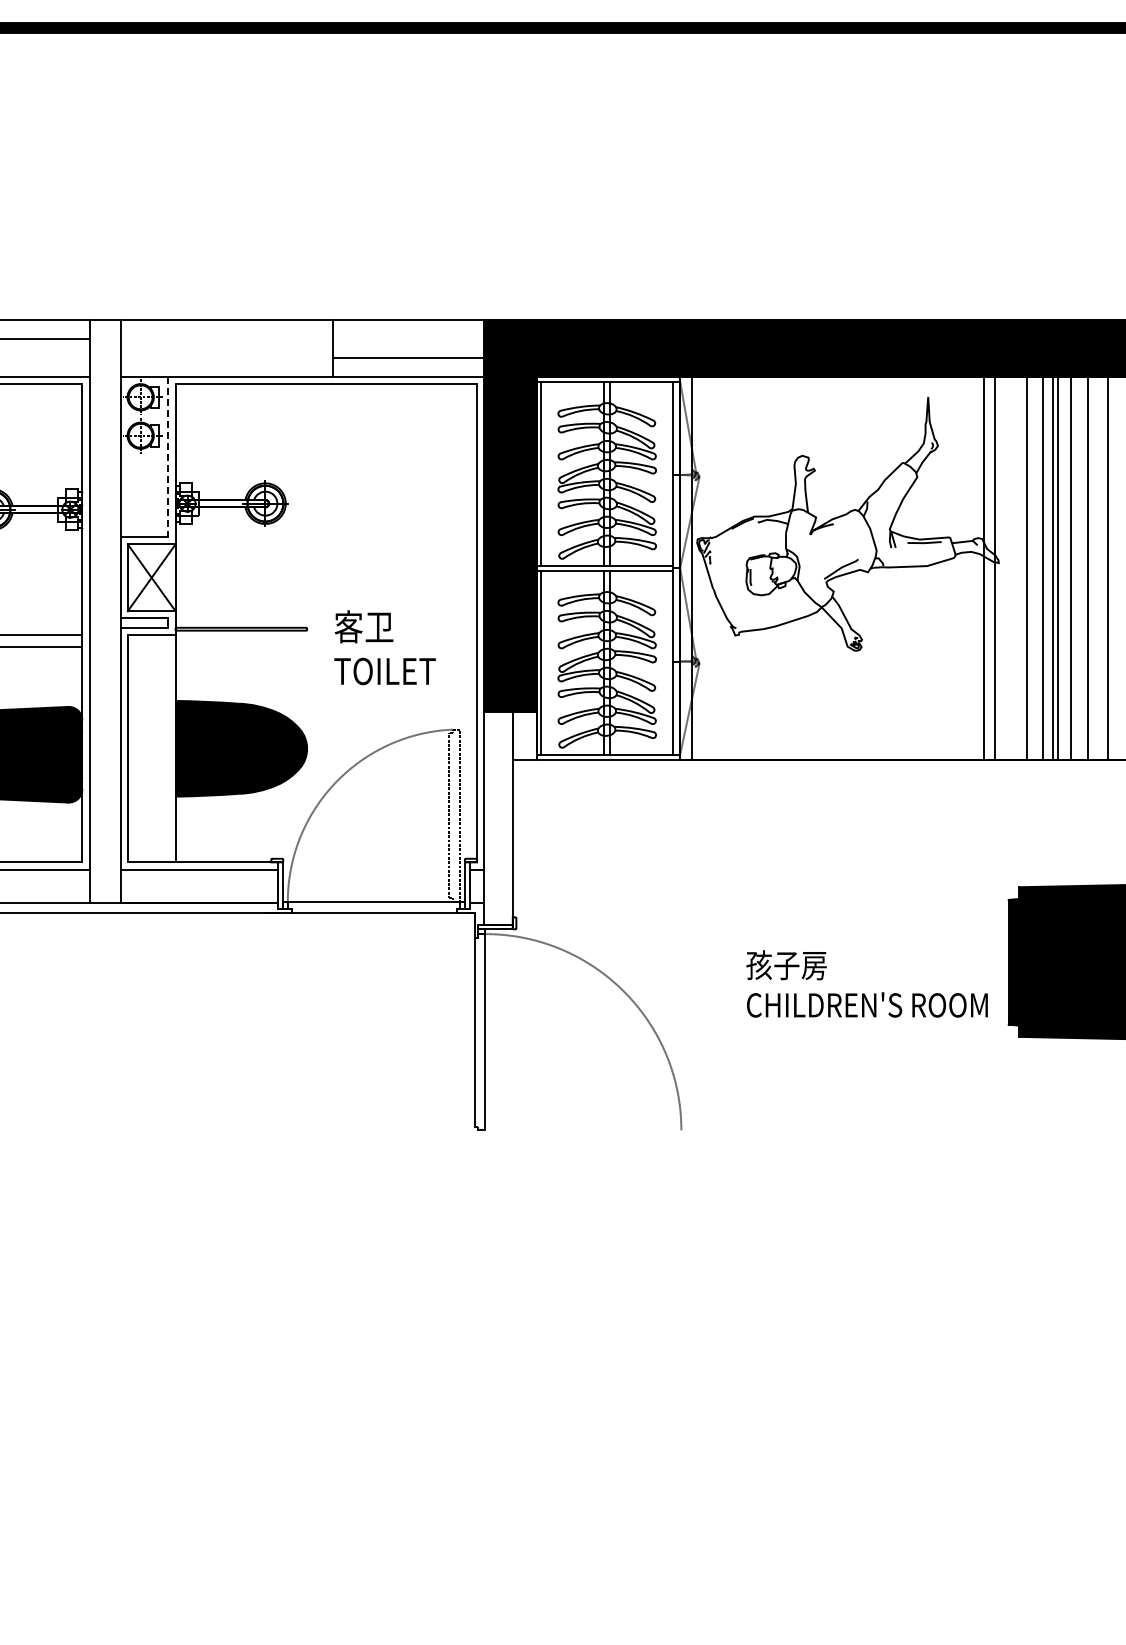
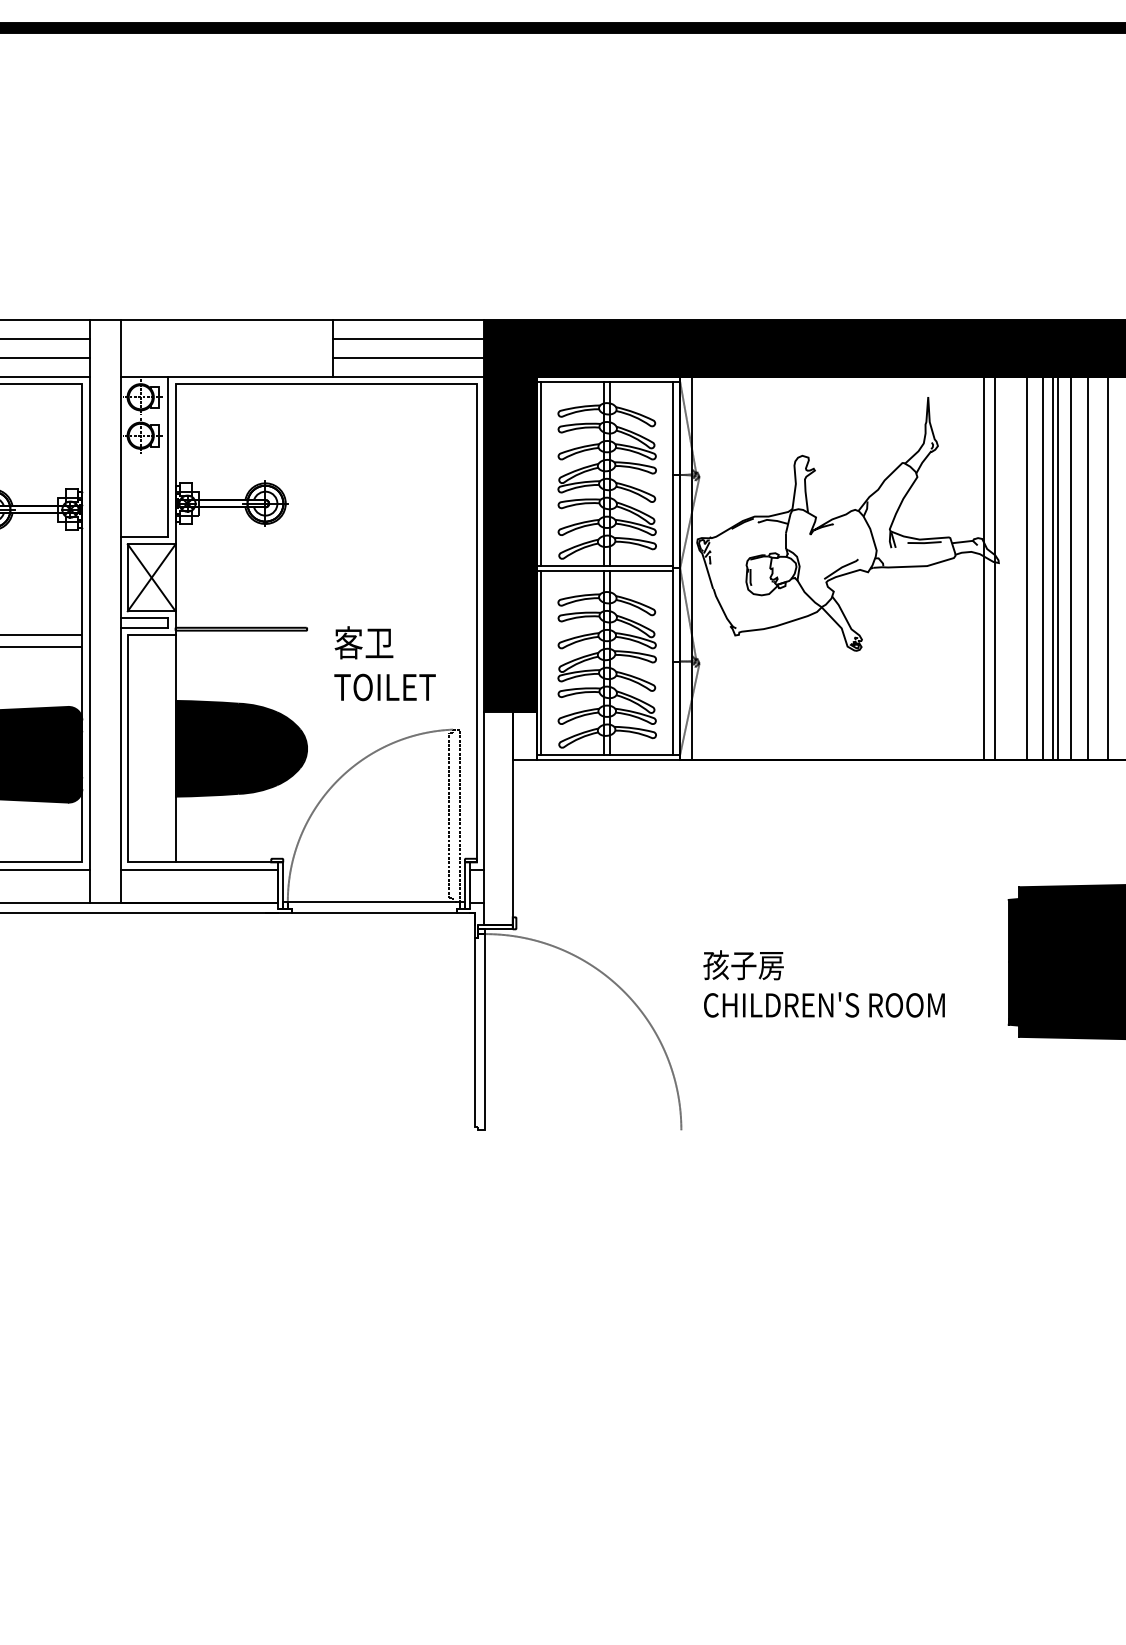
line: none -> present (408, 338)
line: none -> present (45, 357)
line: dashed -> solid (168, 457)
text position: (384, 647) -> (384, 663) (384, 663)
text position: (866, 983) -> (823, 983) (823, 983)
